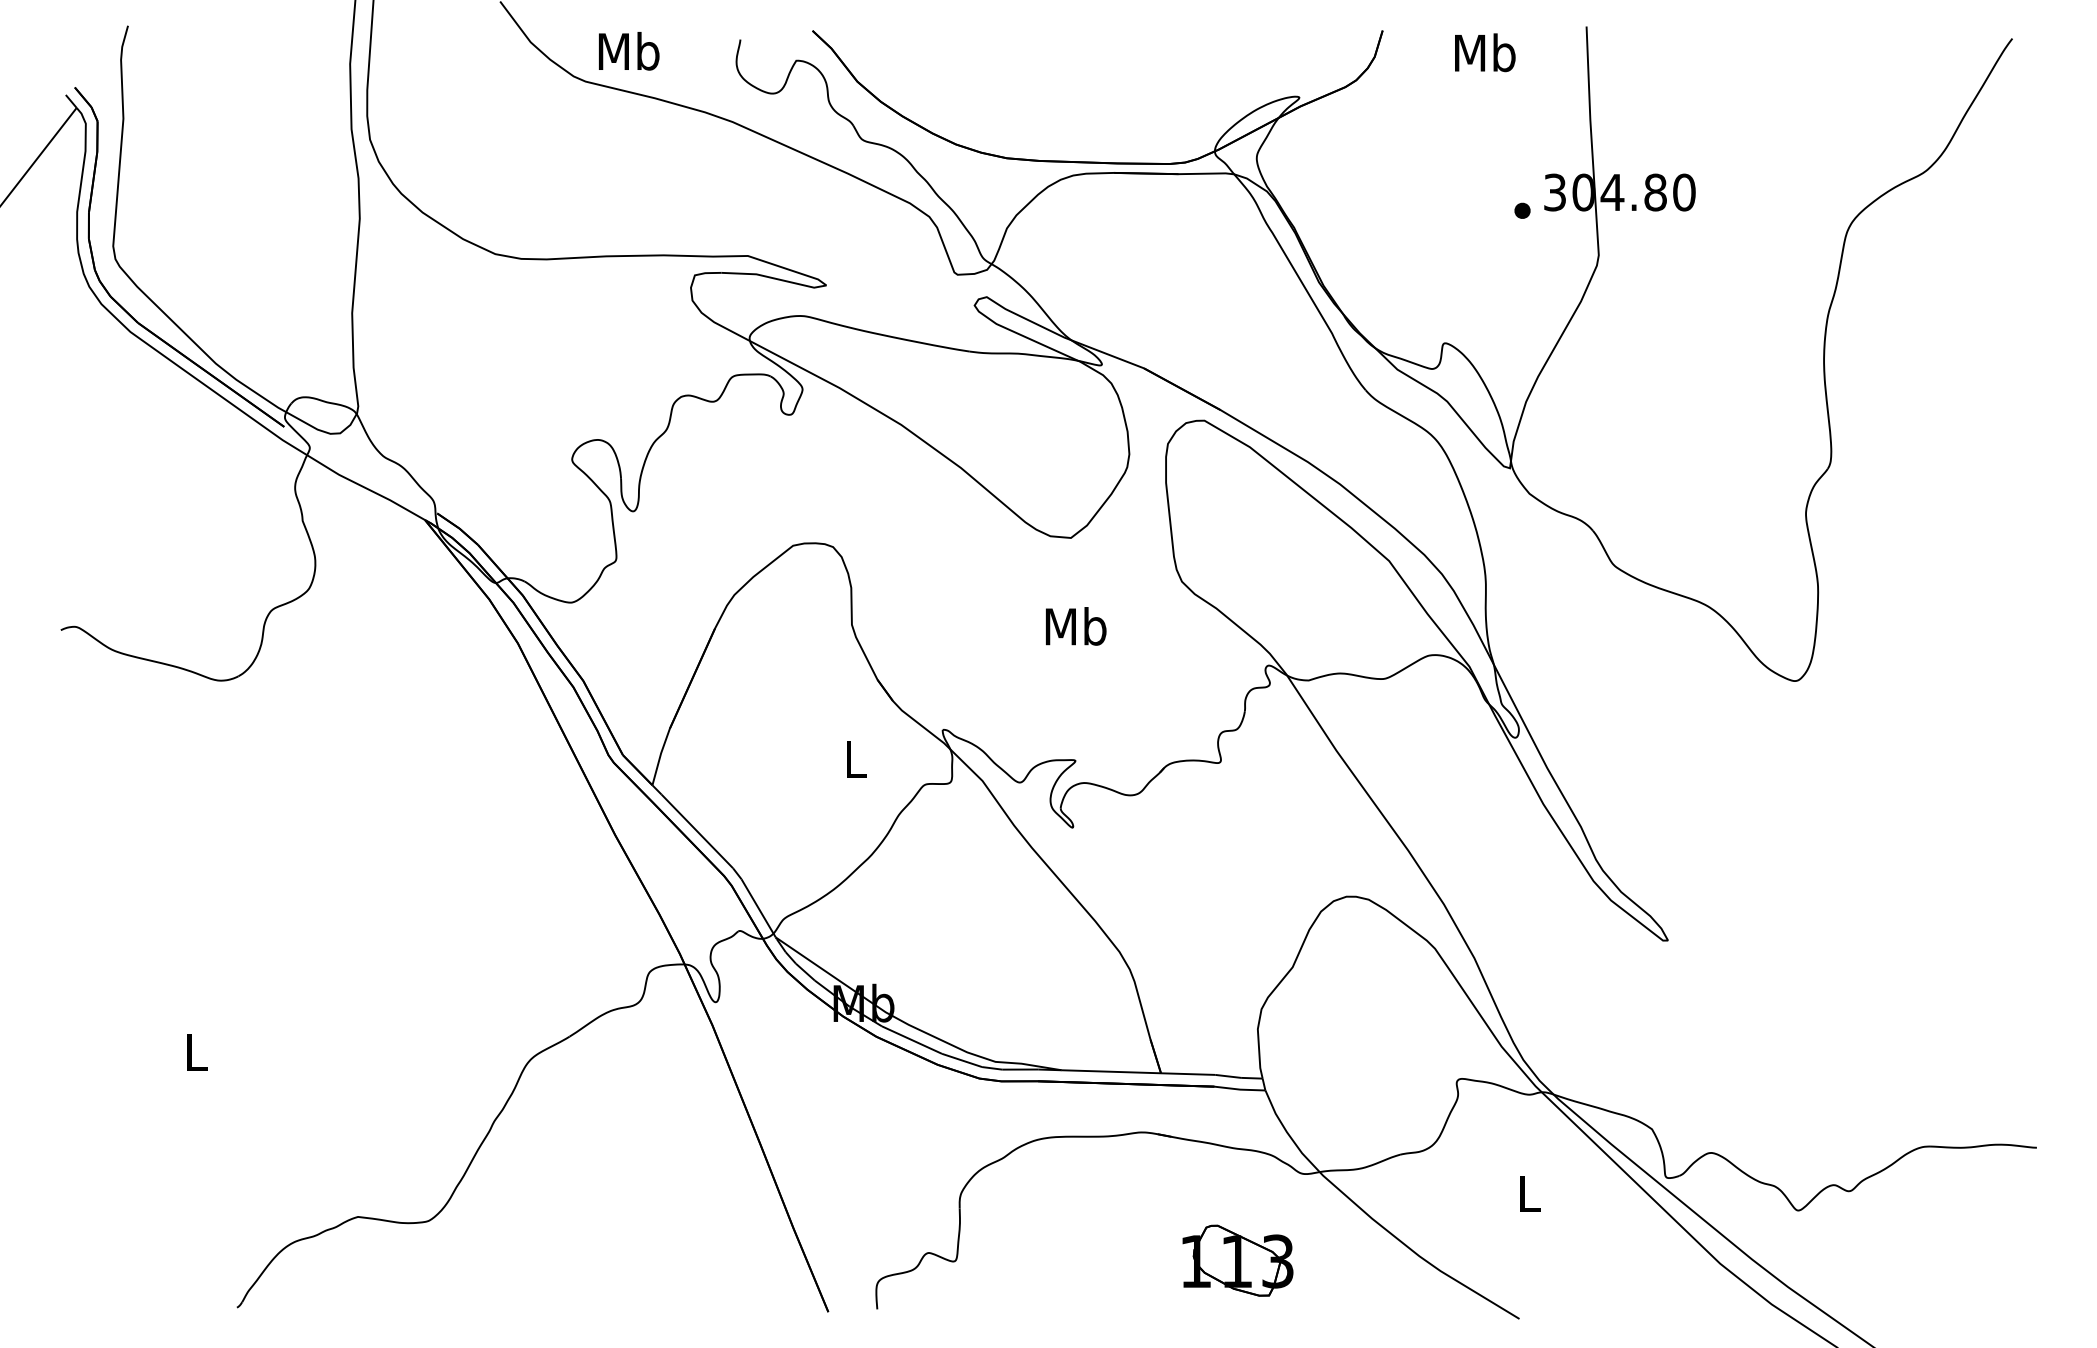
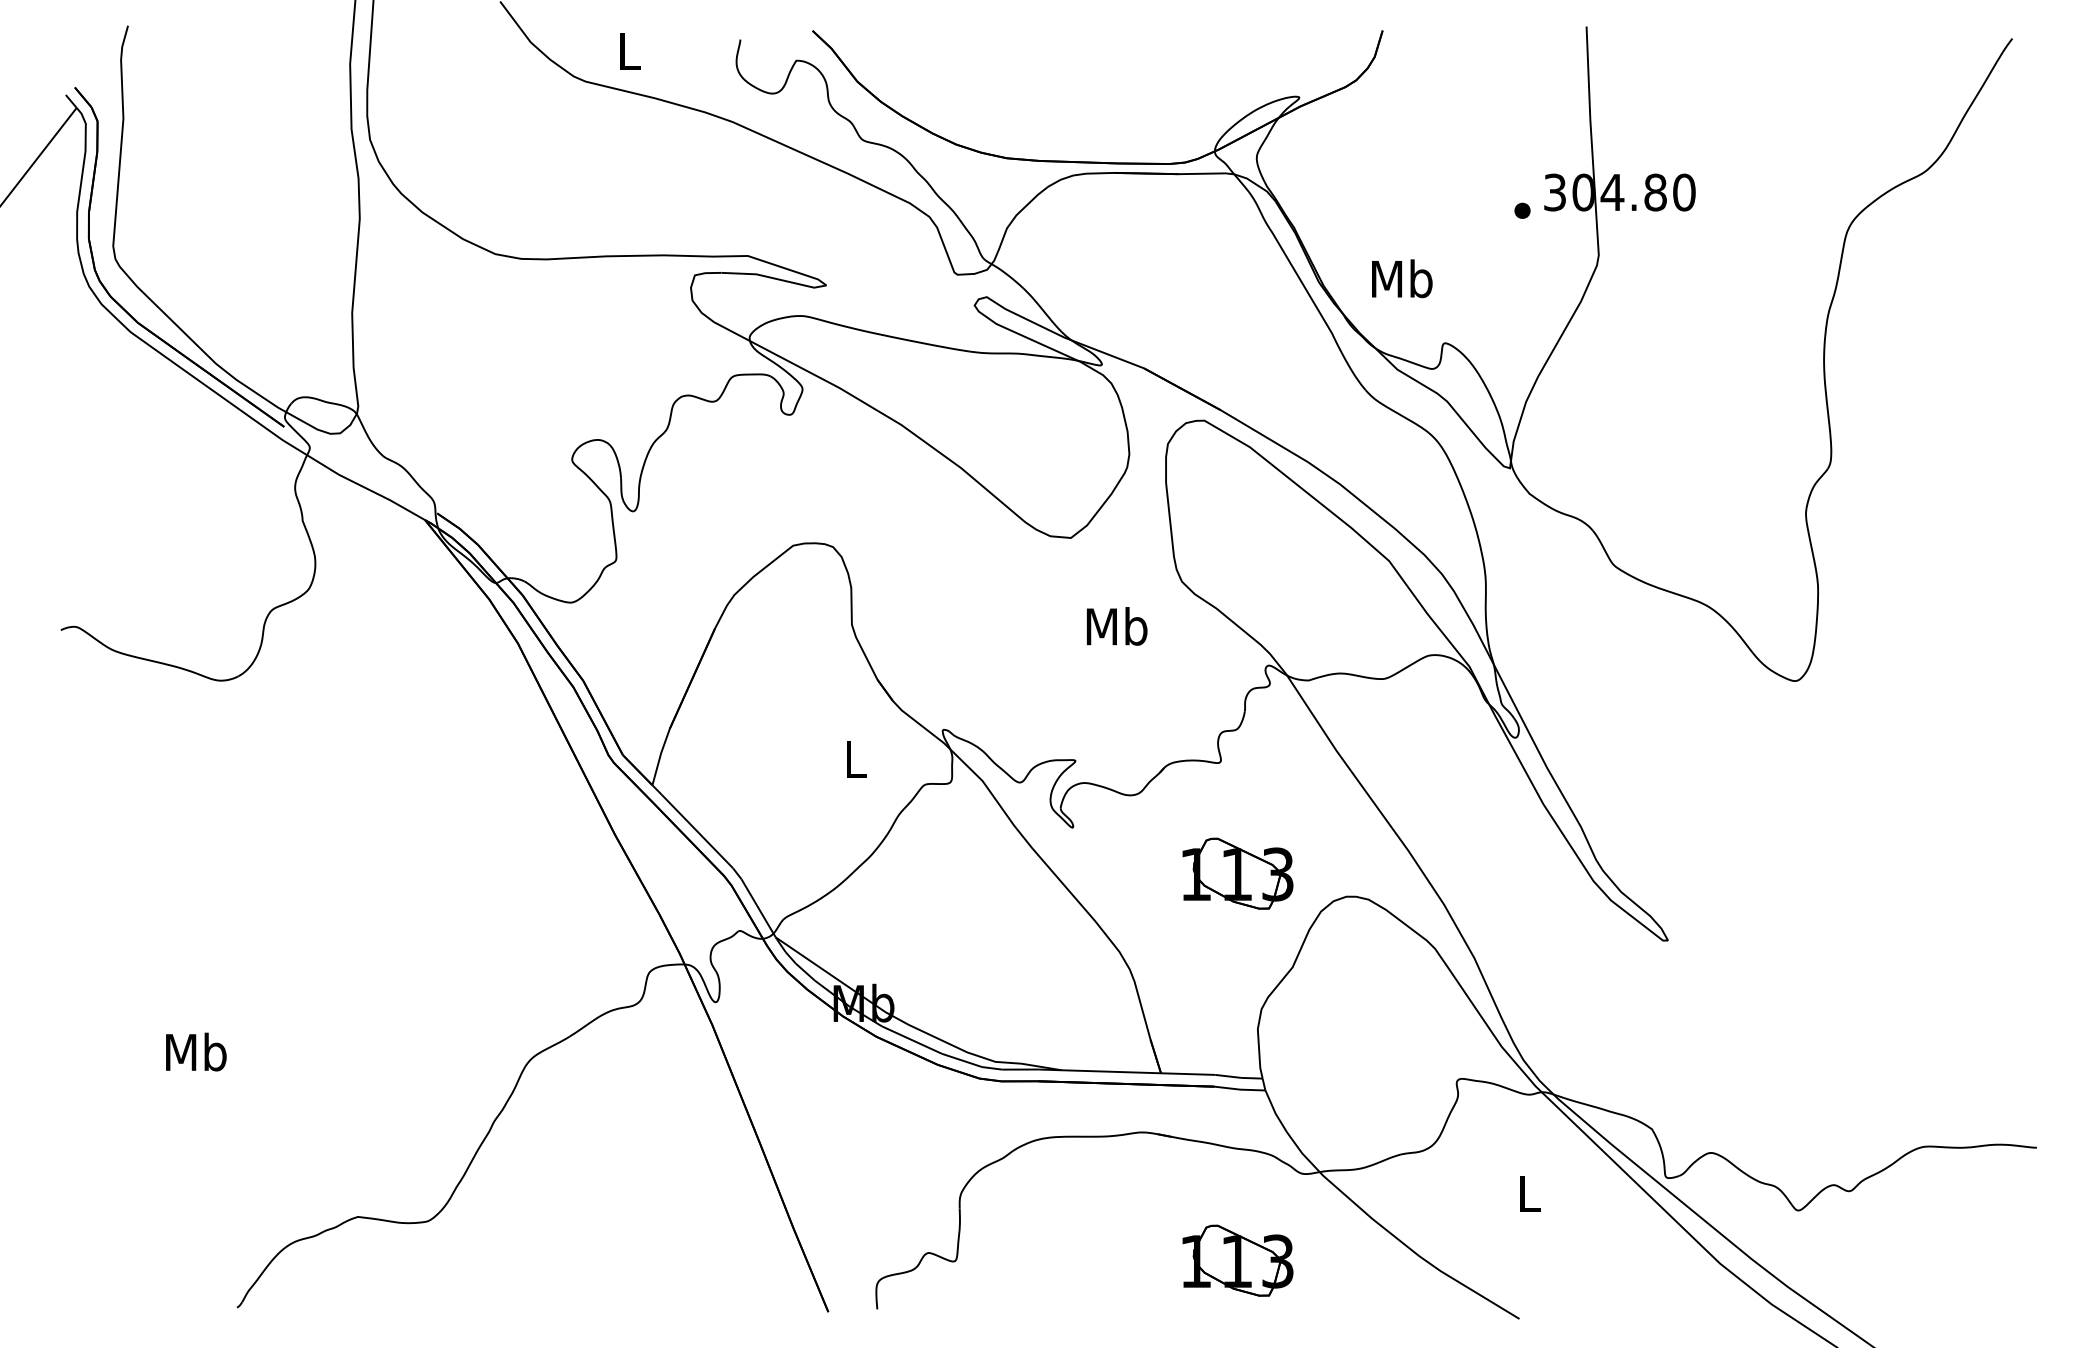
text: Mb -> L (628, 50)
text position: (1485, 52) -> (1402, 278) (1402, 278)
text position: (1076, 626) -> (1117, 626) (1117, 626)
part: none -> present (1237, 873)
text: L -> Mb (196, 1051)
